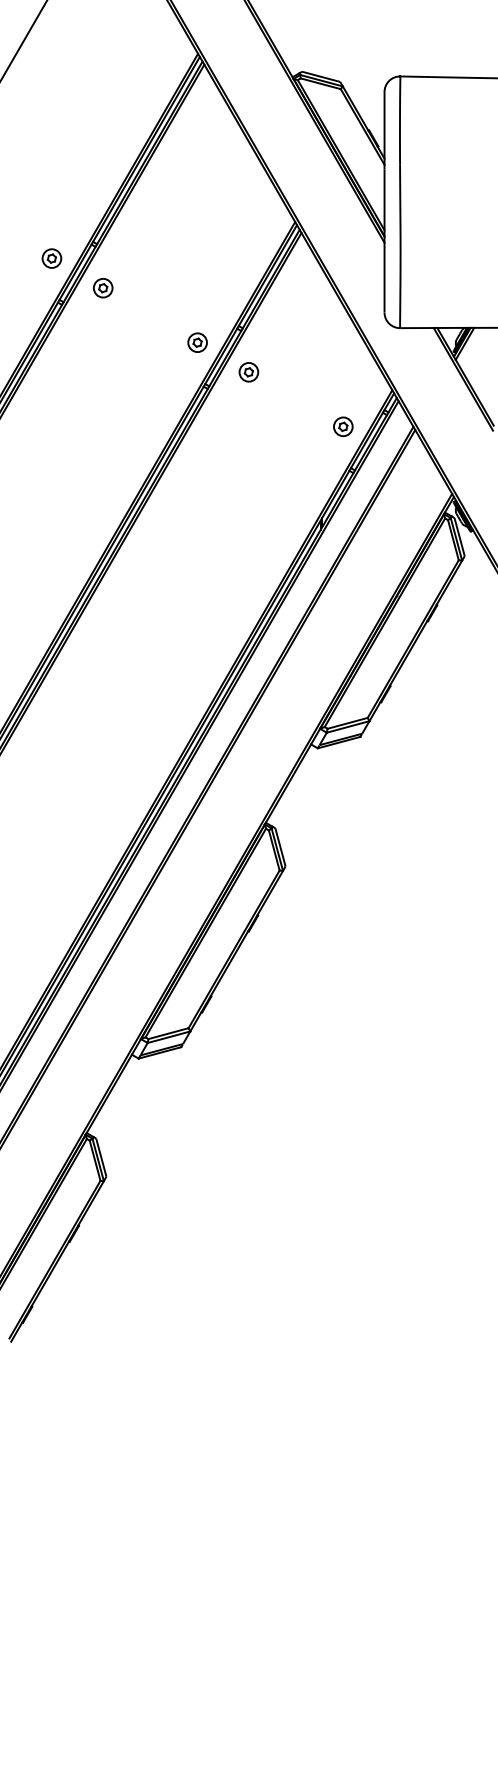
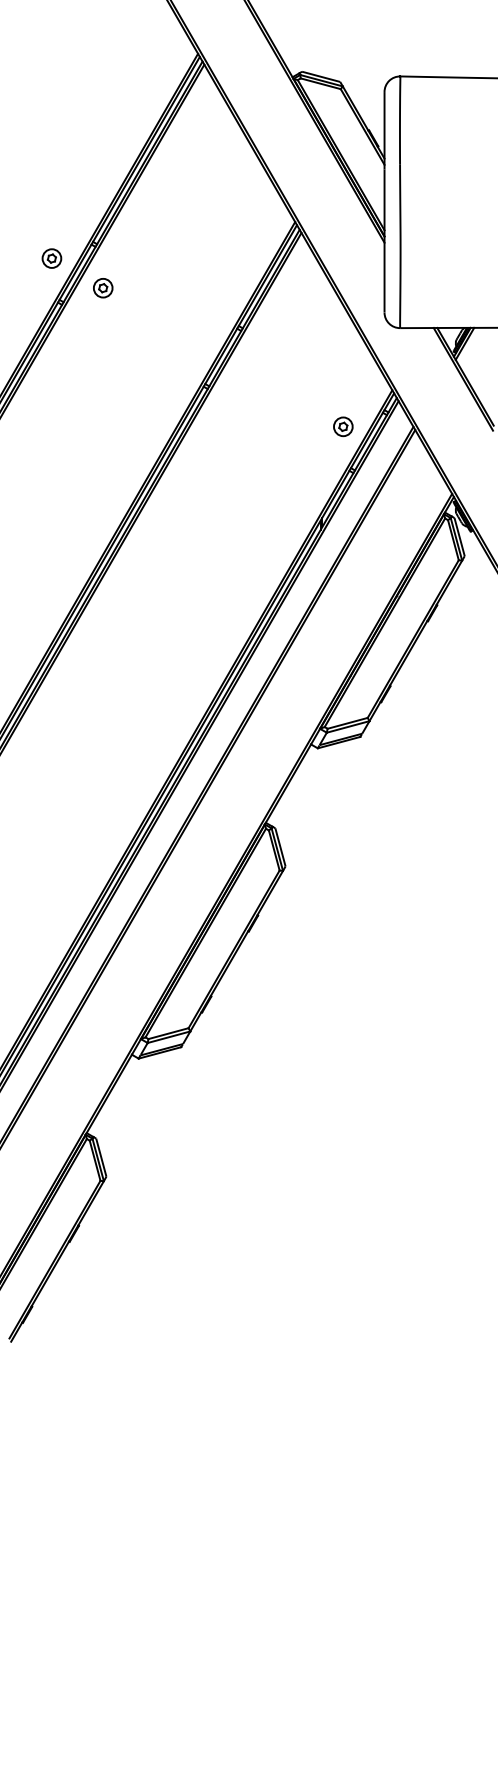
line: present -> none (24, 40)
part: present -> none (197, 342)
part: present -> none (248, 372)
